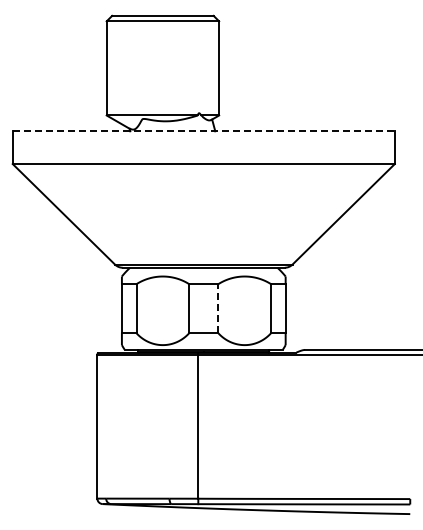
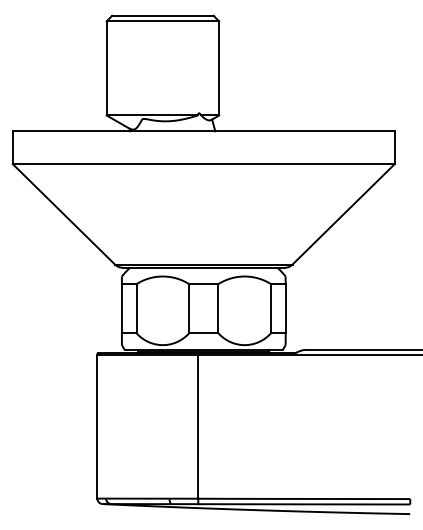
line: dashed -> solid (204, 131)
line: dashed -> solid (218, 308)
